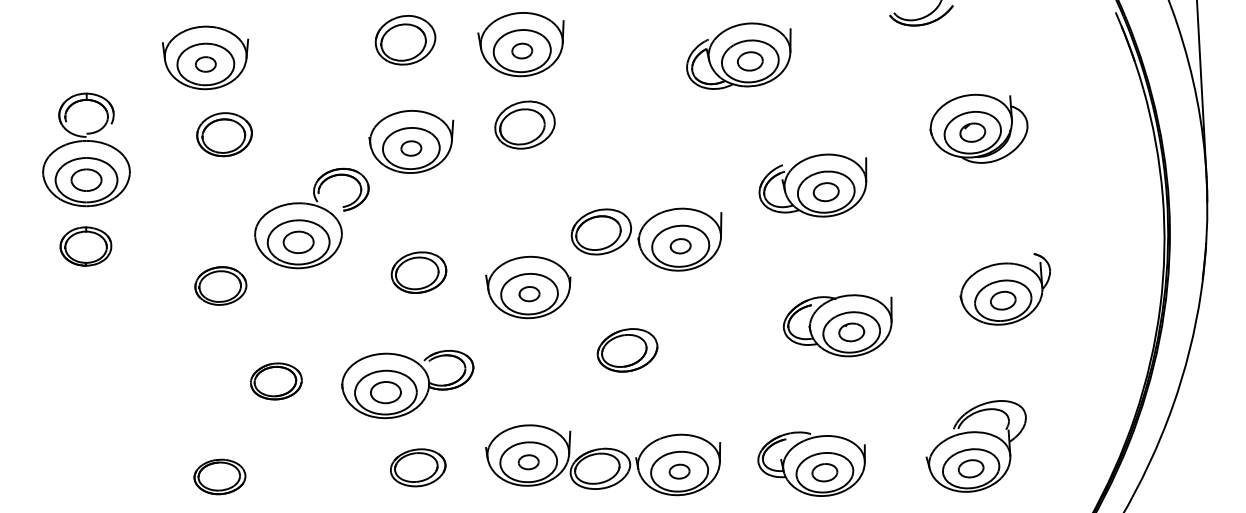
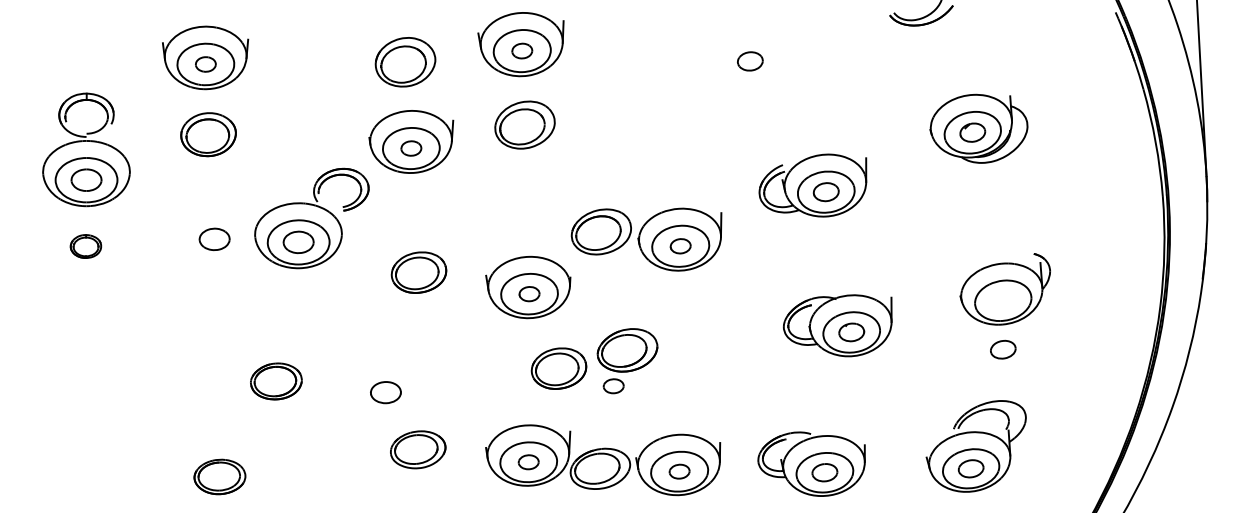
part position: (405, 40) -> (405, 62) (405, 62)
part: present -> none (738, 55)
part position: (224, 134) -> (208, 134) (208, 134)
part: none -> present (214, 239)
part size: 54x41 px -> 34x25 px (85, 246)
part: present -> none (220, 285)
part position: (1003, 300) -> (1003, 349) (1003, 349)
part: none -> present (558, 368)
part: present -> none (407, 384)
part: none -> present (613, 386)
part position: (418, 467) -> (418, 449) (418, 449)
